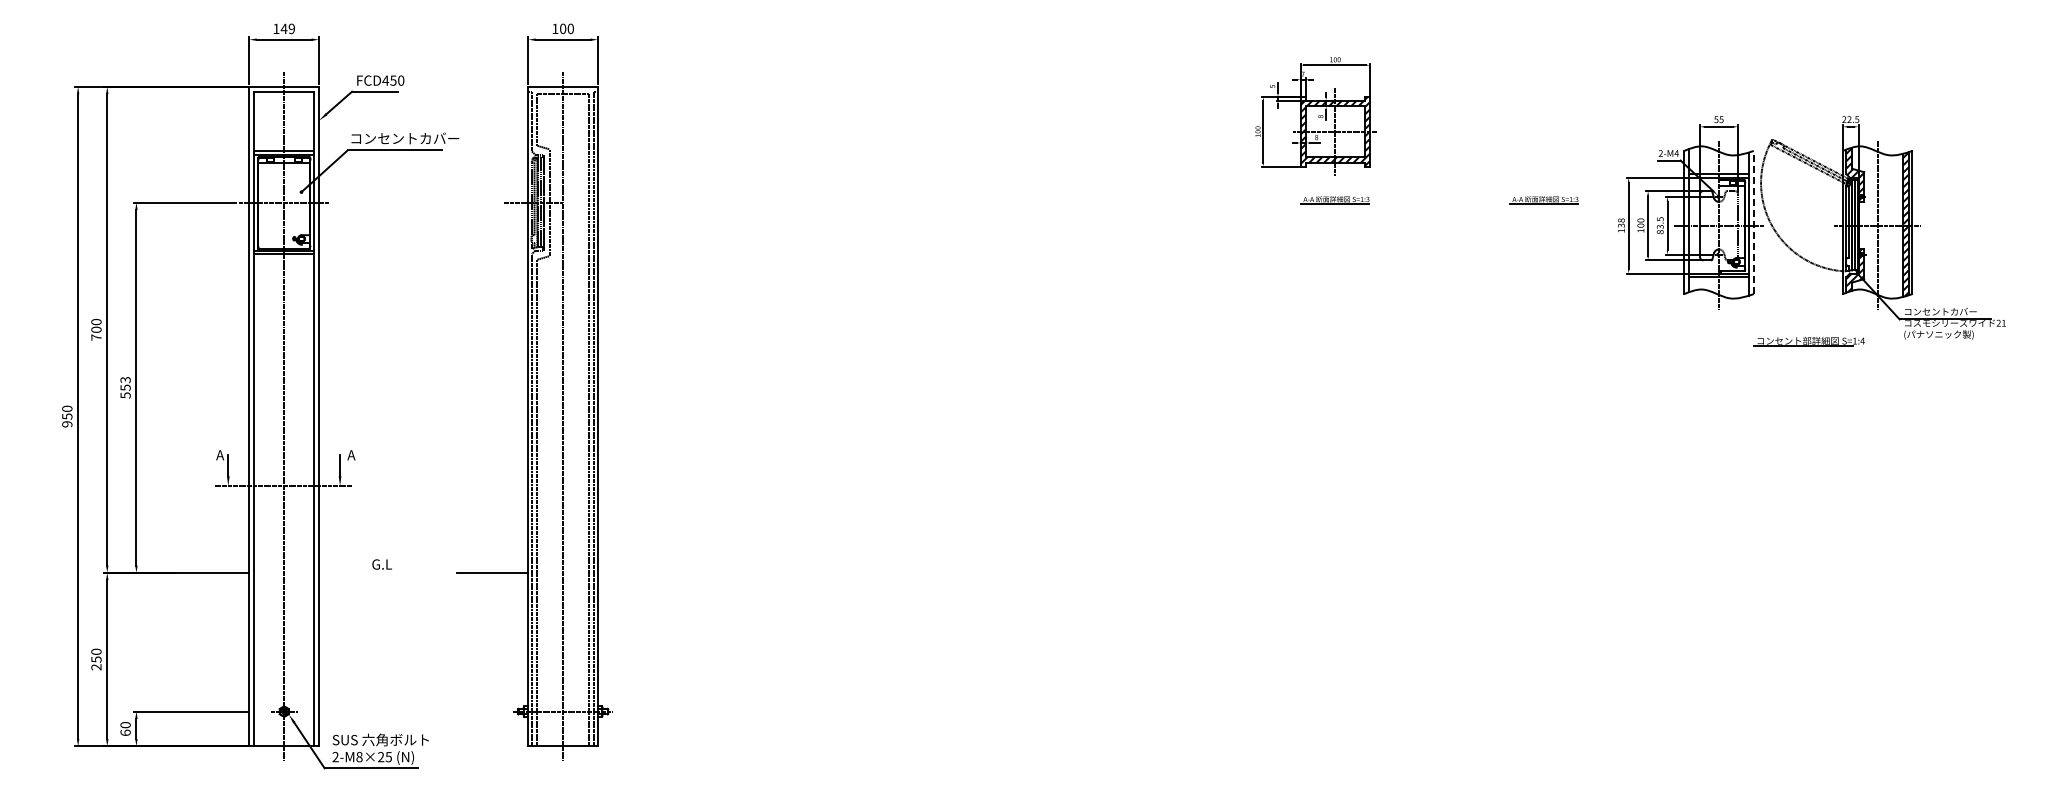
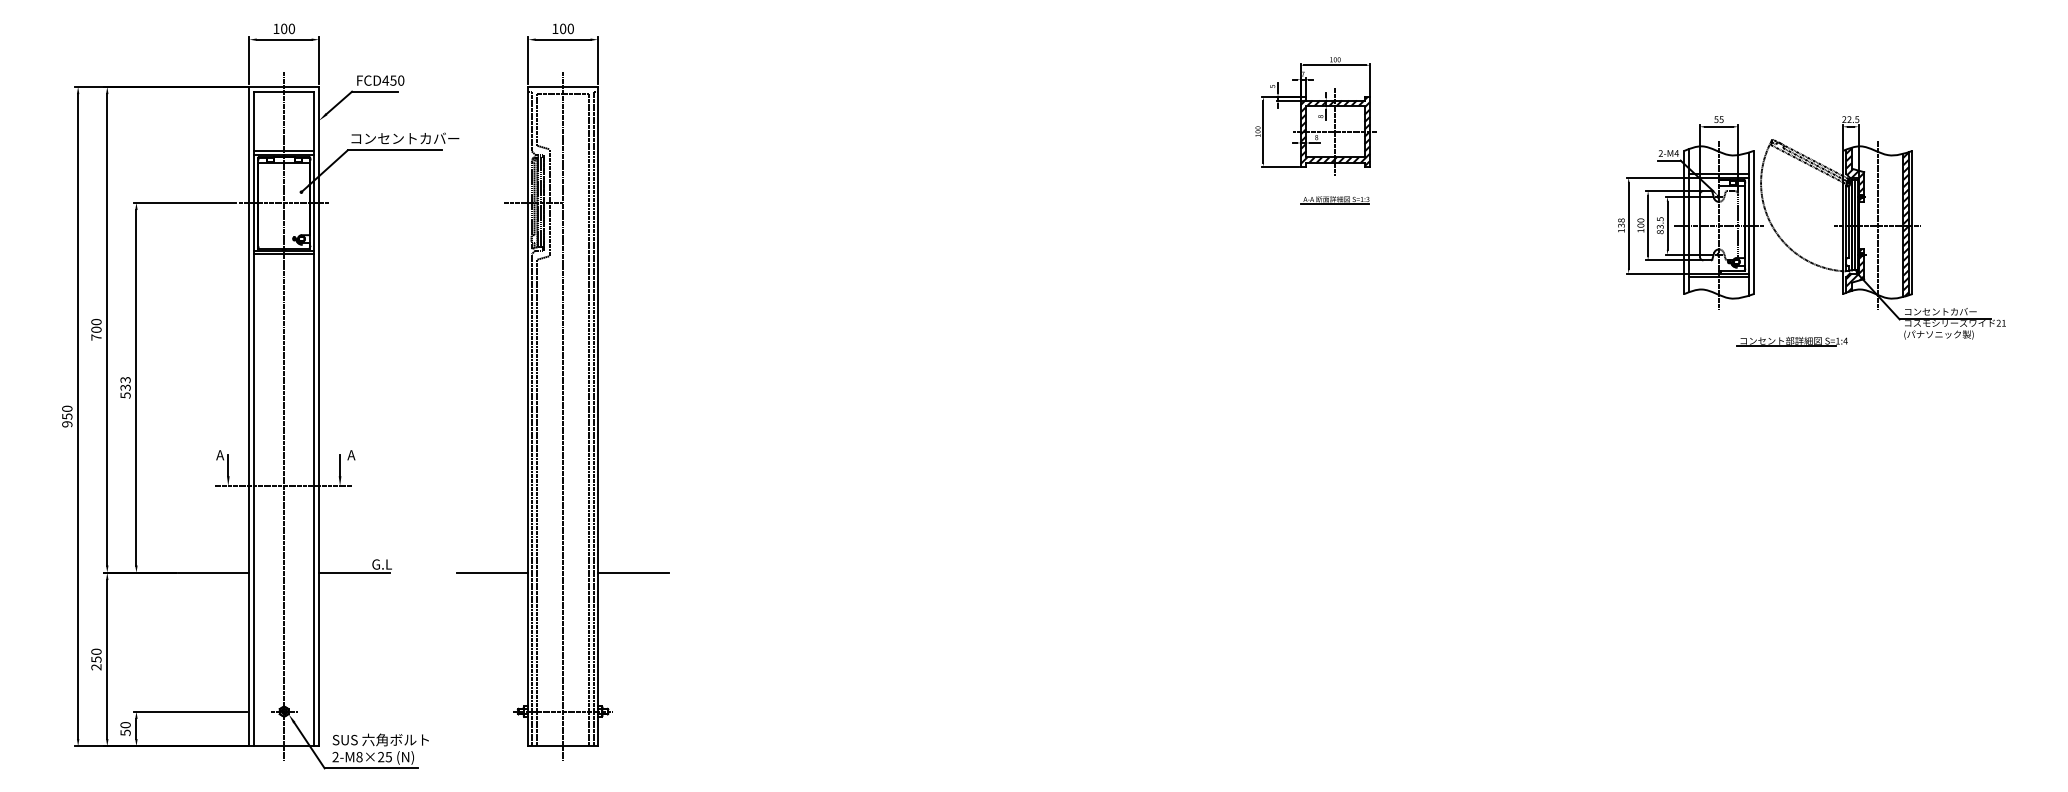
text: 149 -> 100 (287, 28)
part: present -> none (1543, 200)
line: dashed -> solid (1753, 222)
part position: (1808, 341) -> (1791, 341) (1791, 341)
text: 553 -> 533 (124, 387)
line: none -> present (353, 572)
line: none -> present (632, 572)
text: 60 -> 50 (125, 732)
